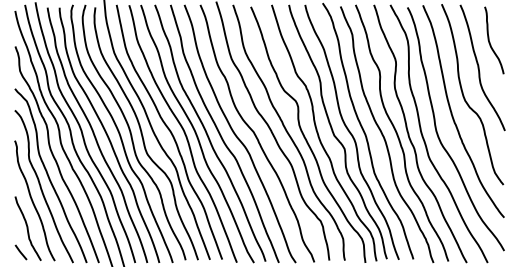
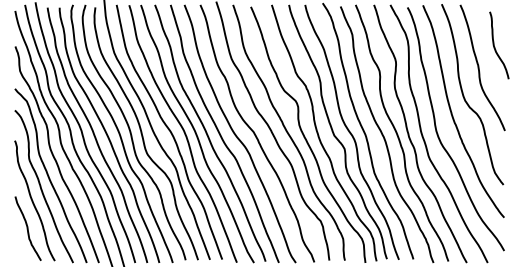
curve position: (490, 42) -> (495, 47) (495, 47)
line: present -> none (20, 252)
